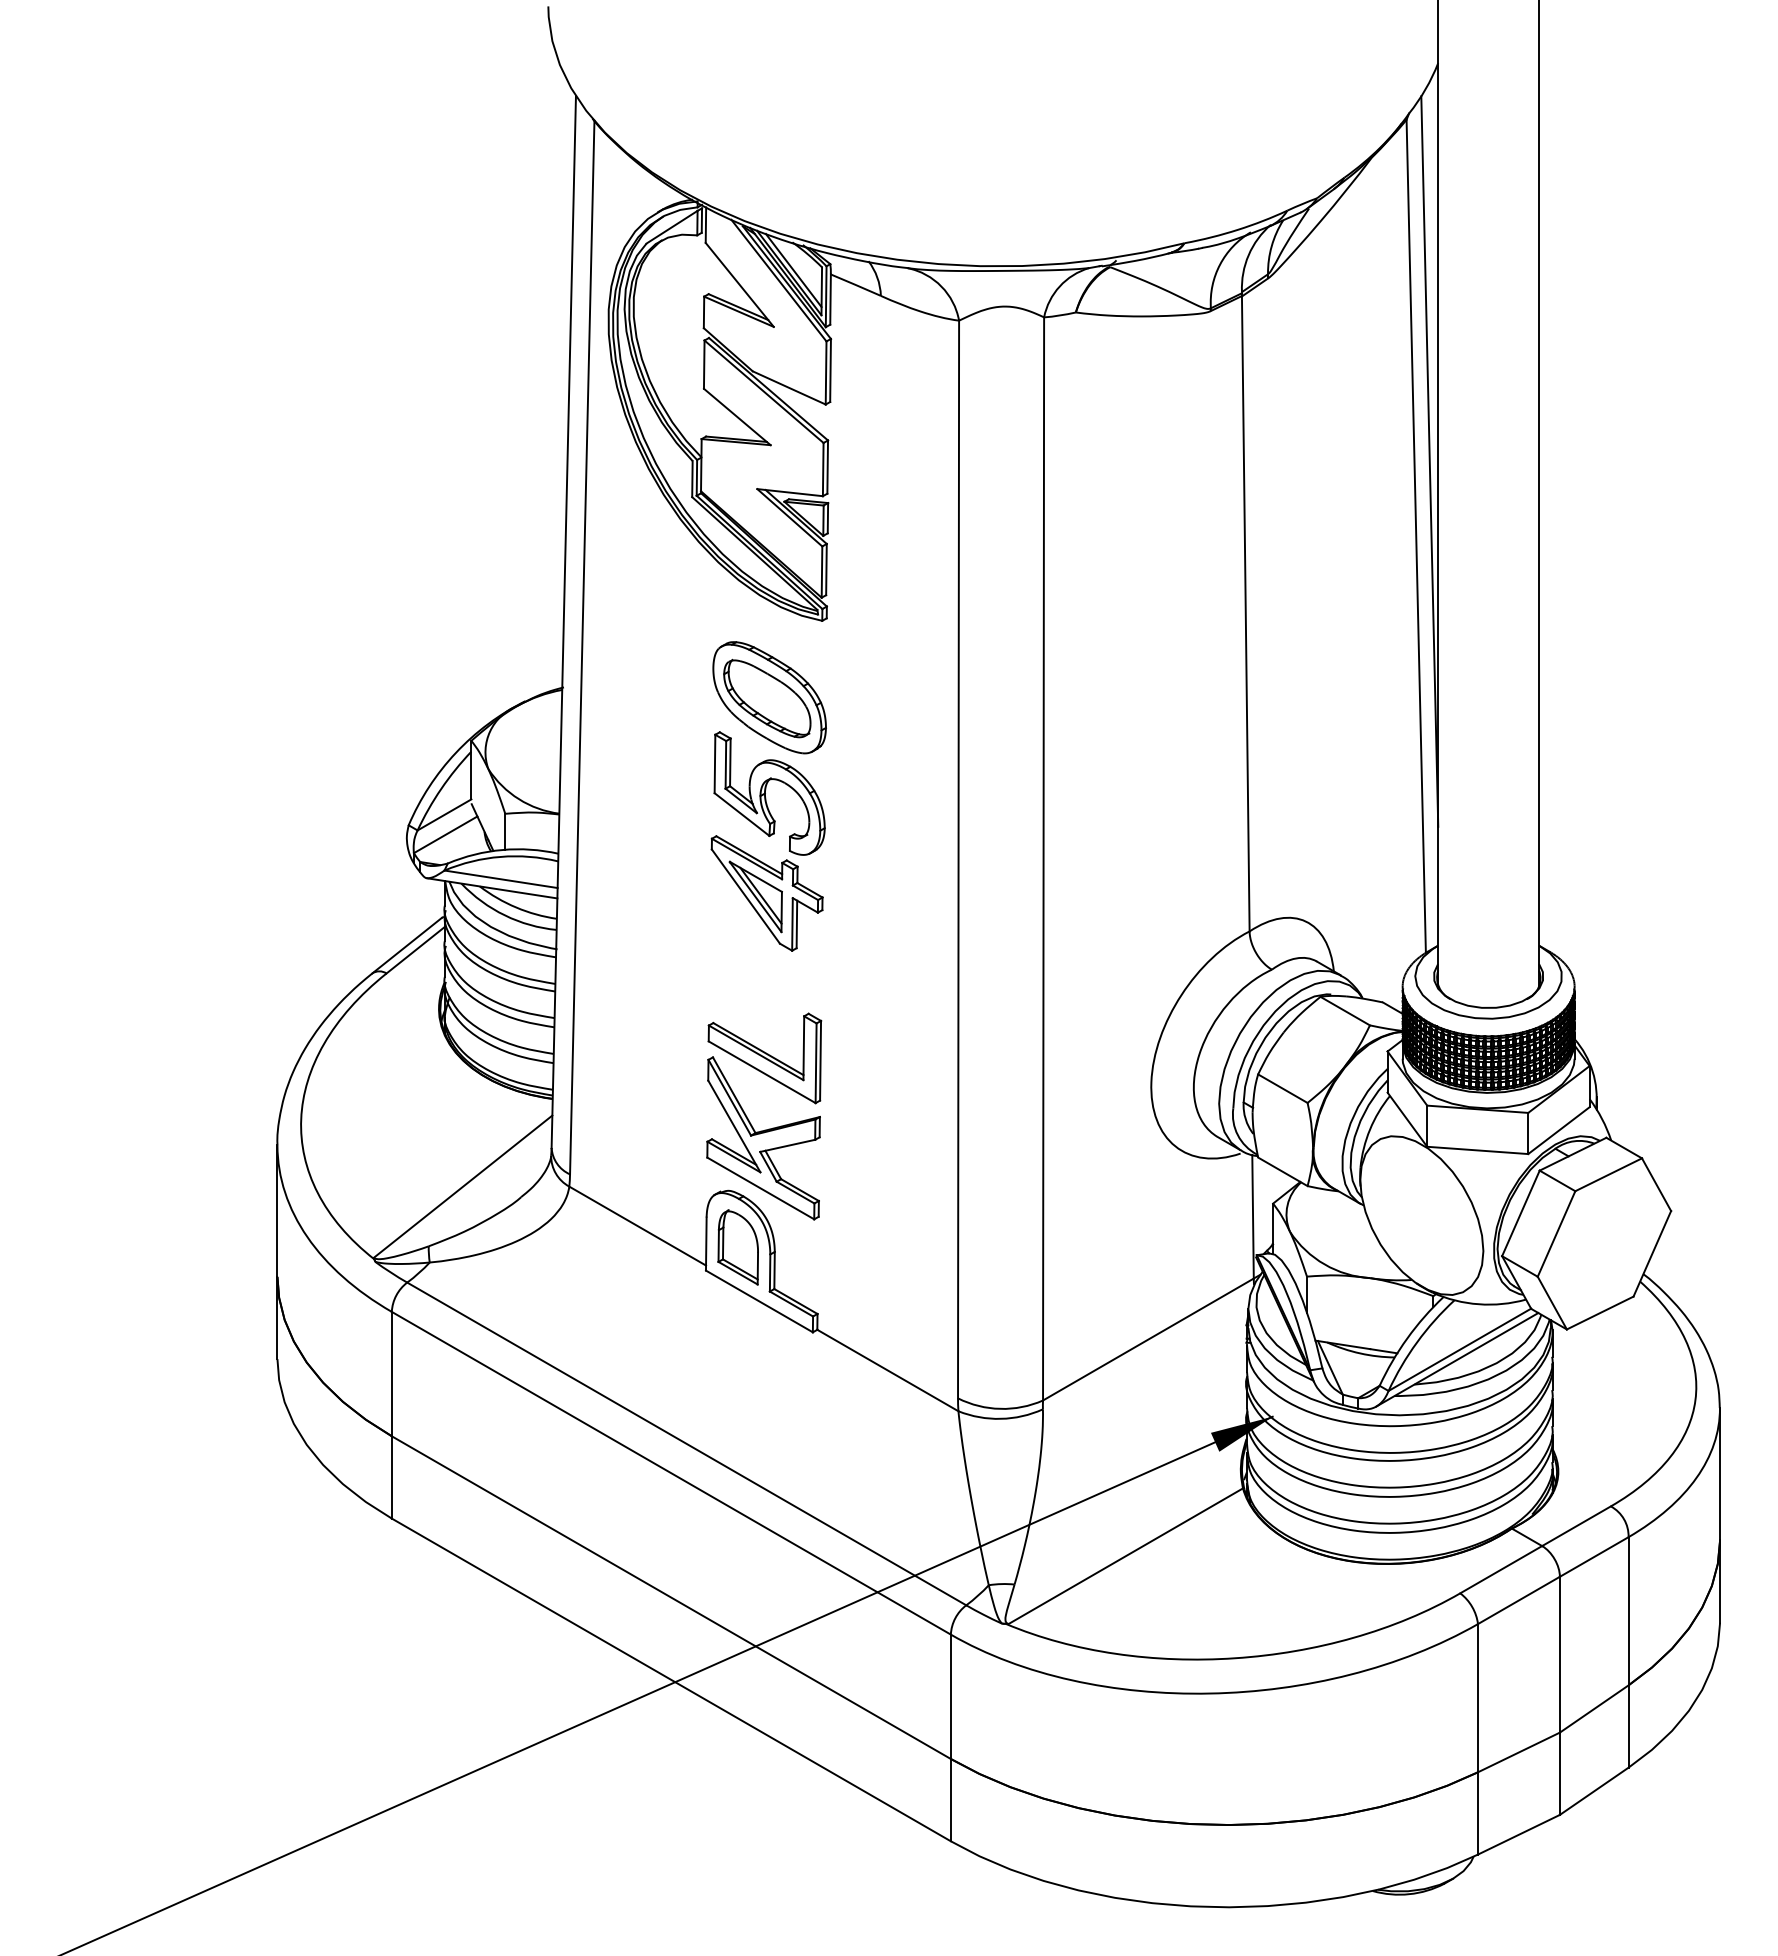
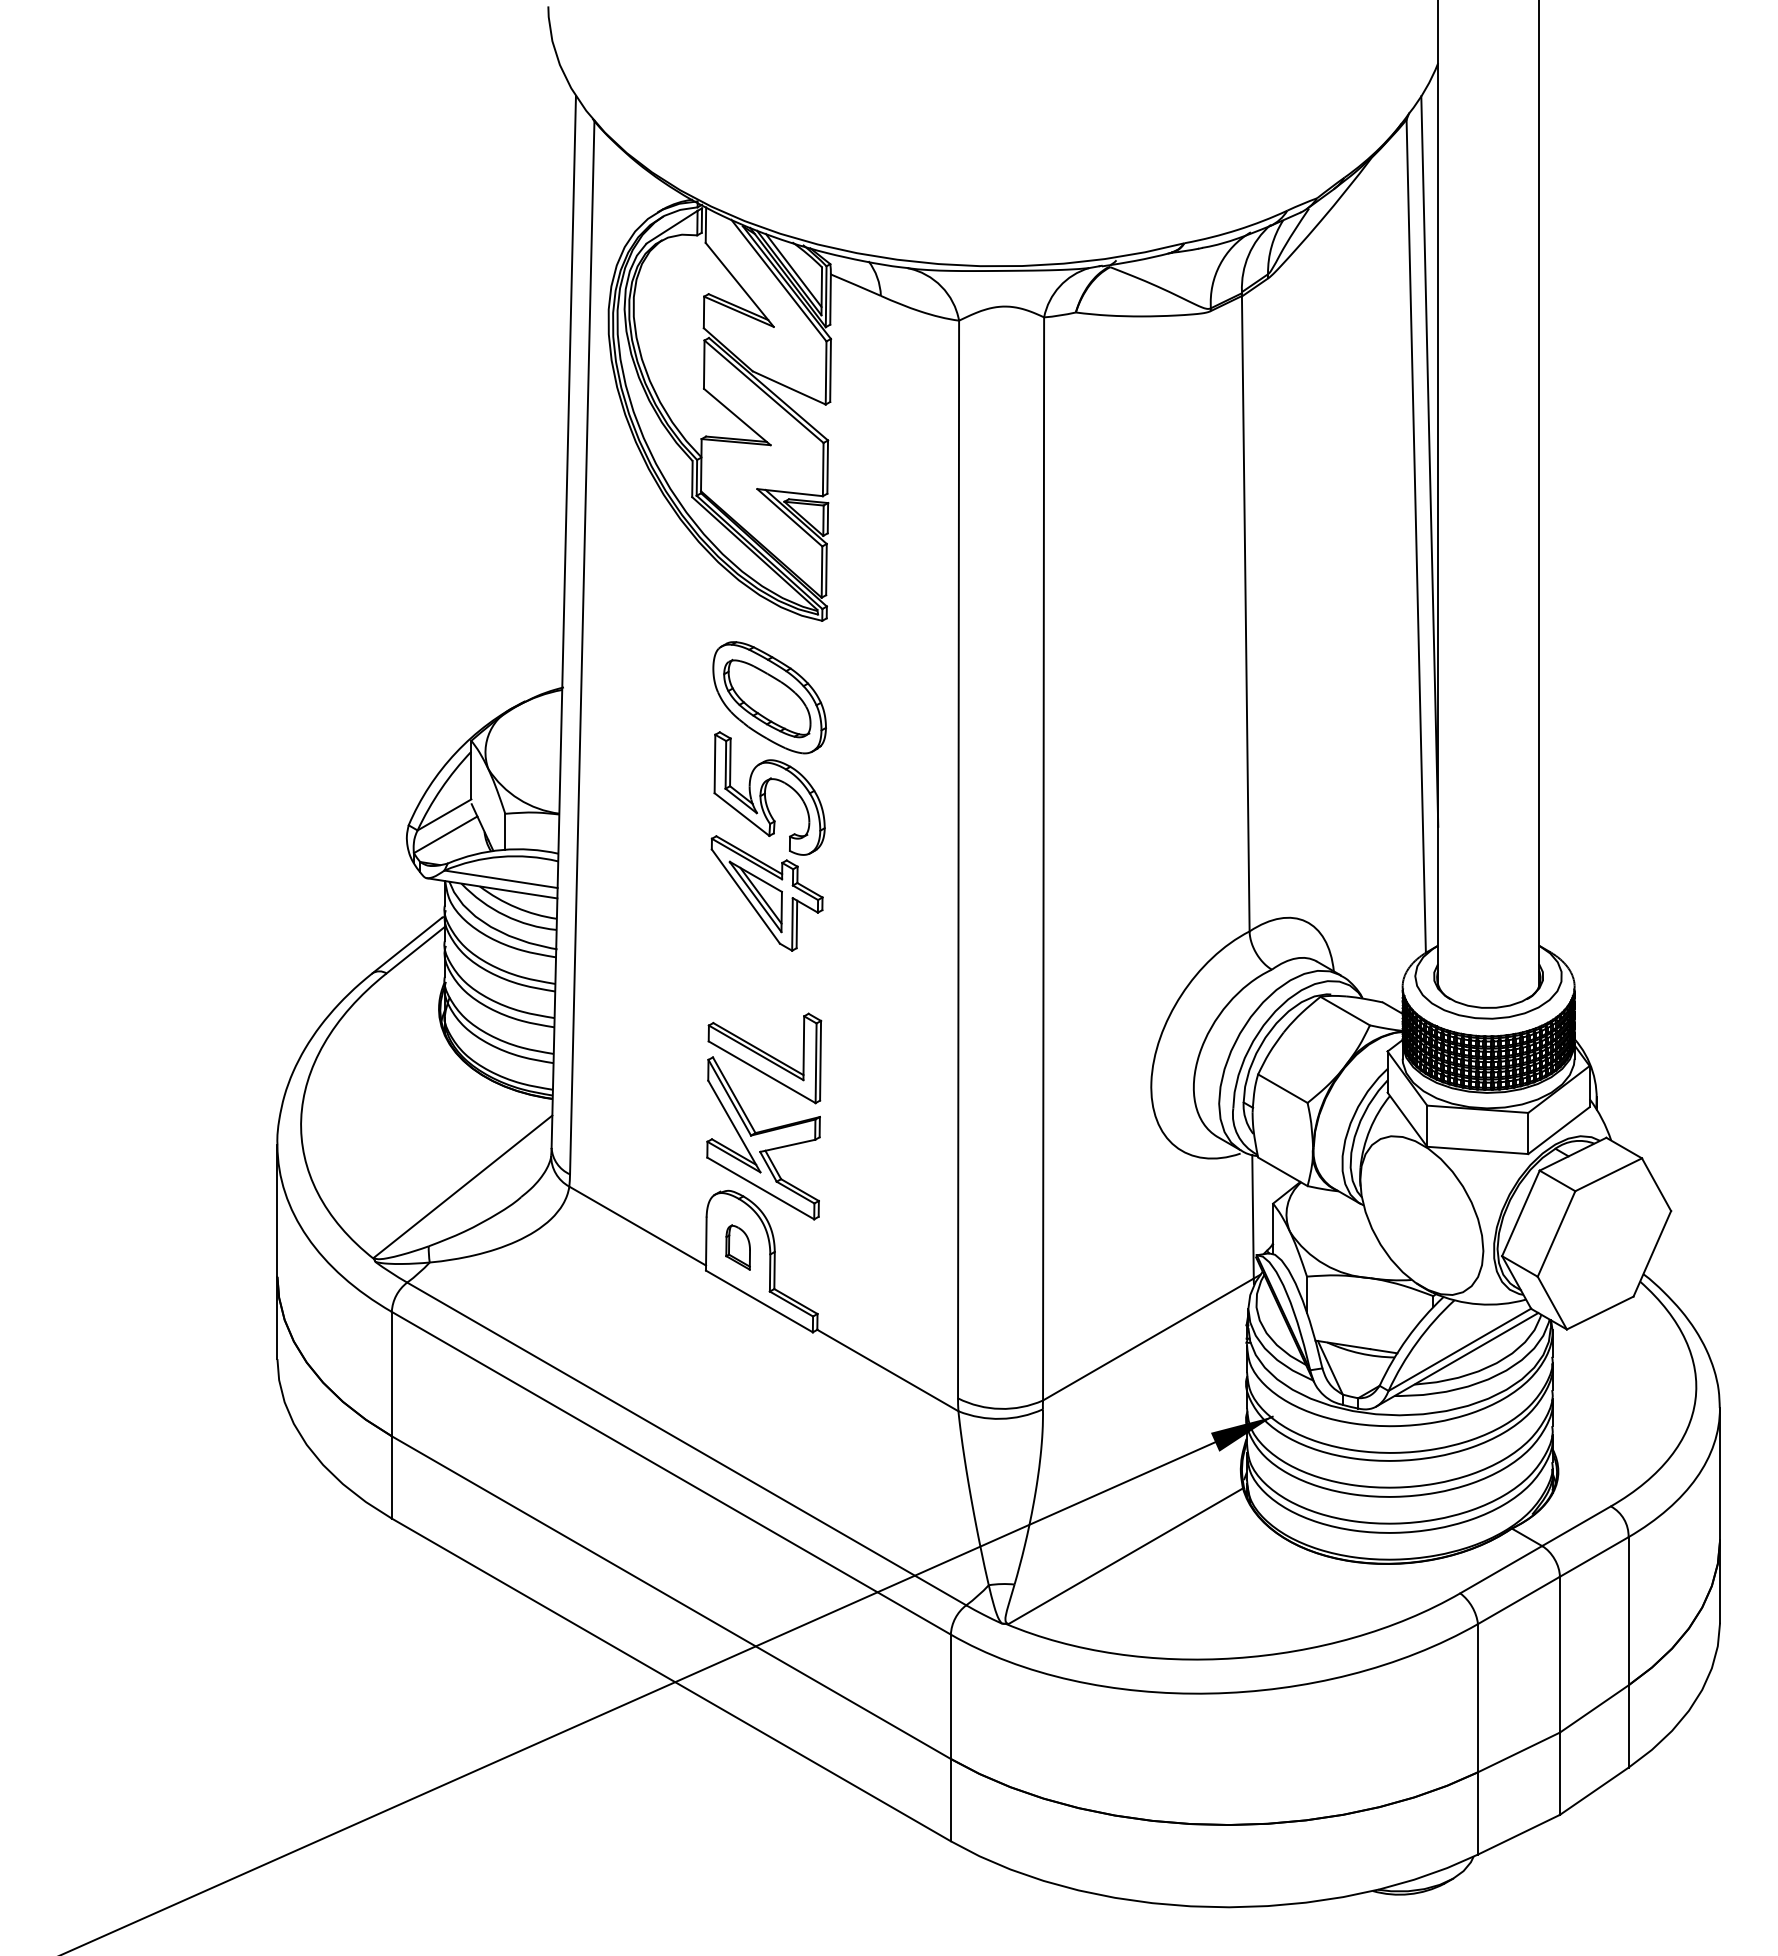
part size: 42x77 px -> 26x47 px (737, 1247)
